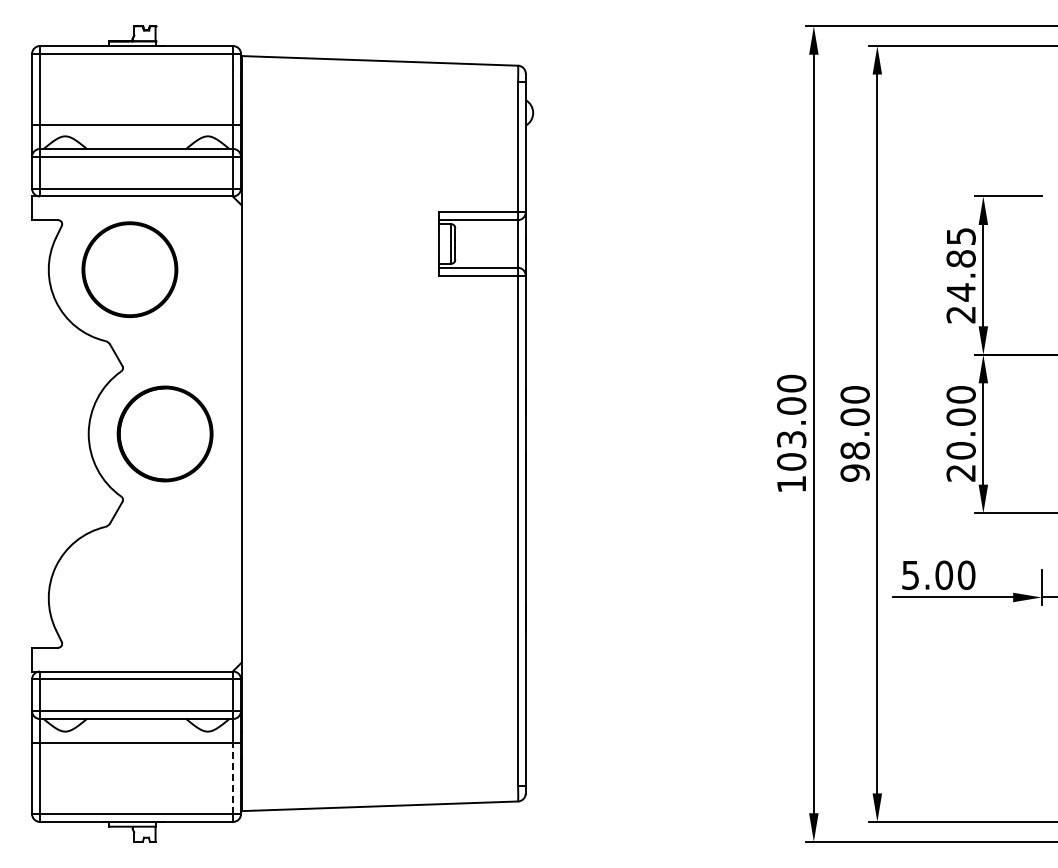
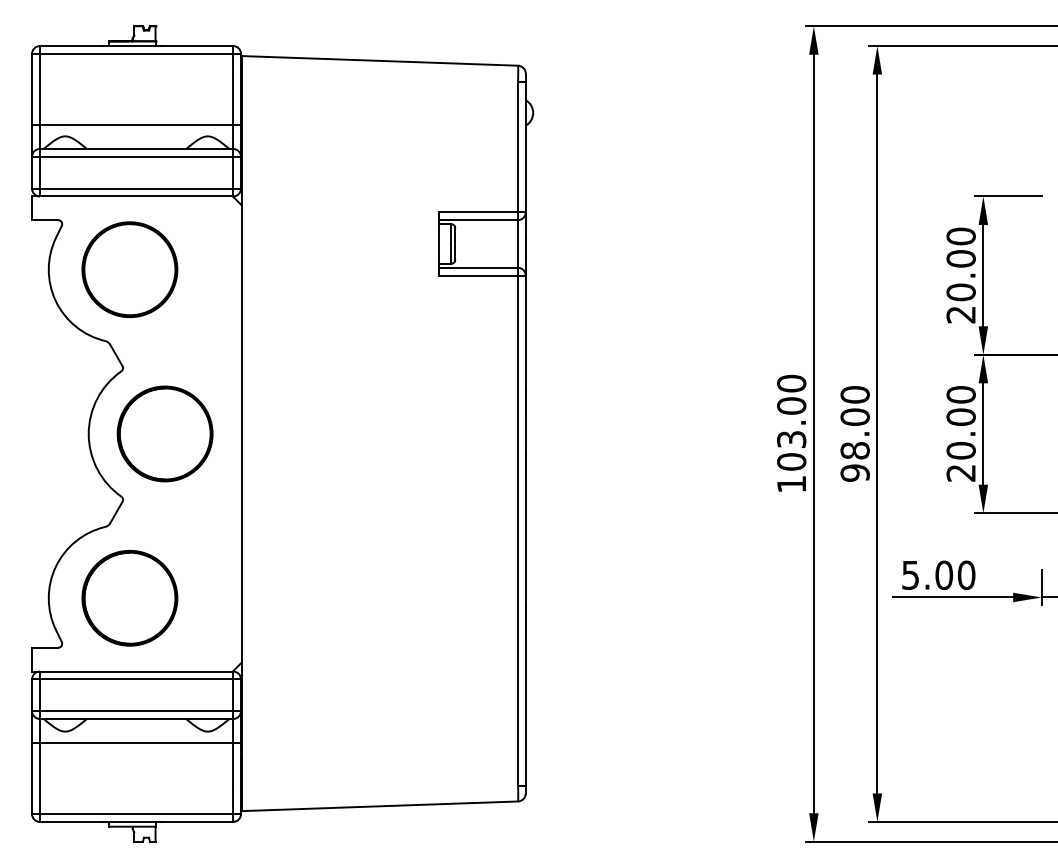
text: 24.85 -> 20.00 (960, 264)
part: none -> present (129, 597)
line: dashed -> solid (233, 778)
